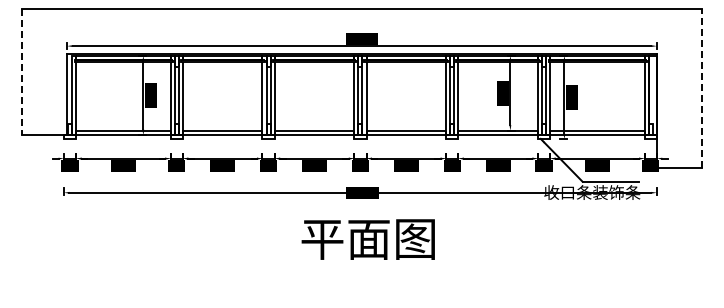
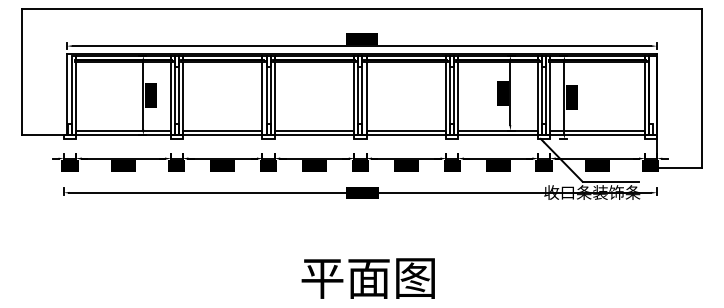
line: dashed -> solid (21, 72)
line: dashed -> solid (702, 87)
text position: (367, 239) -> (367, 278) (367, 278)
